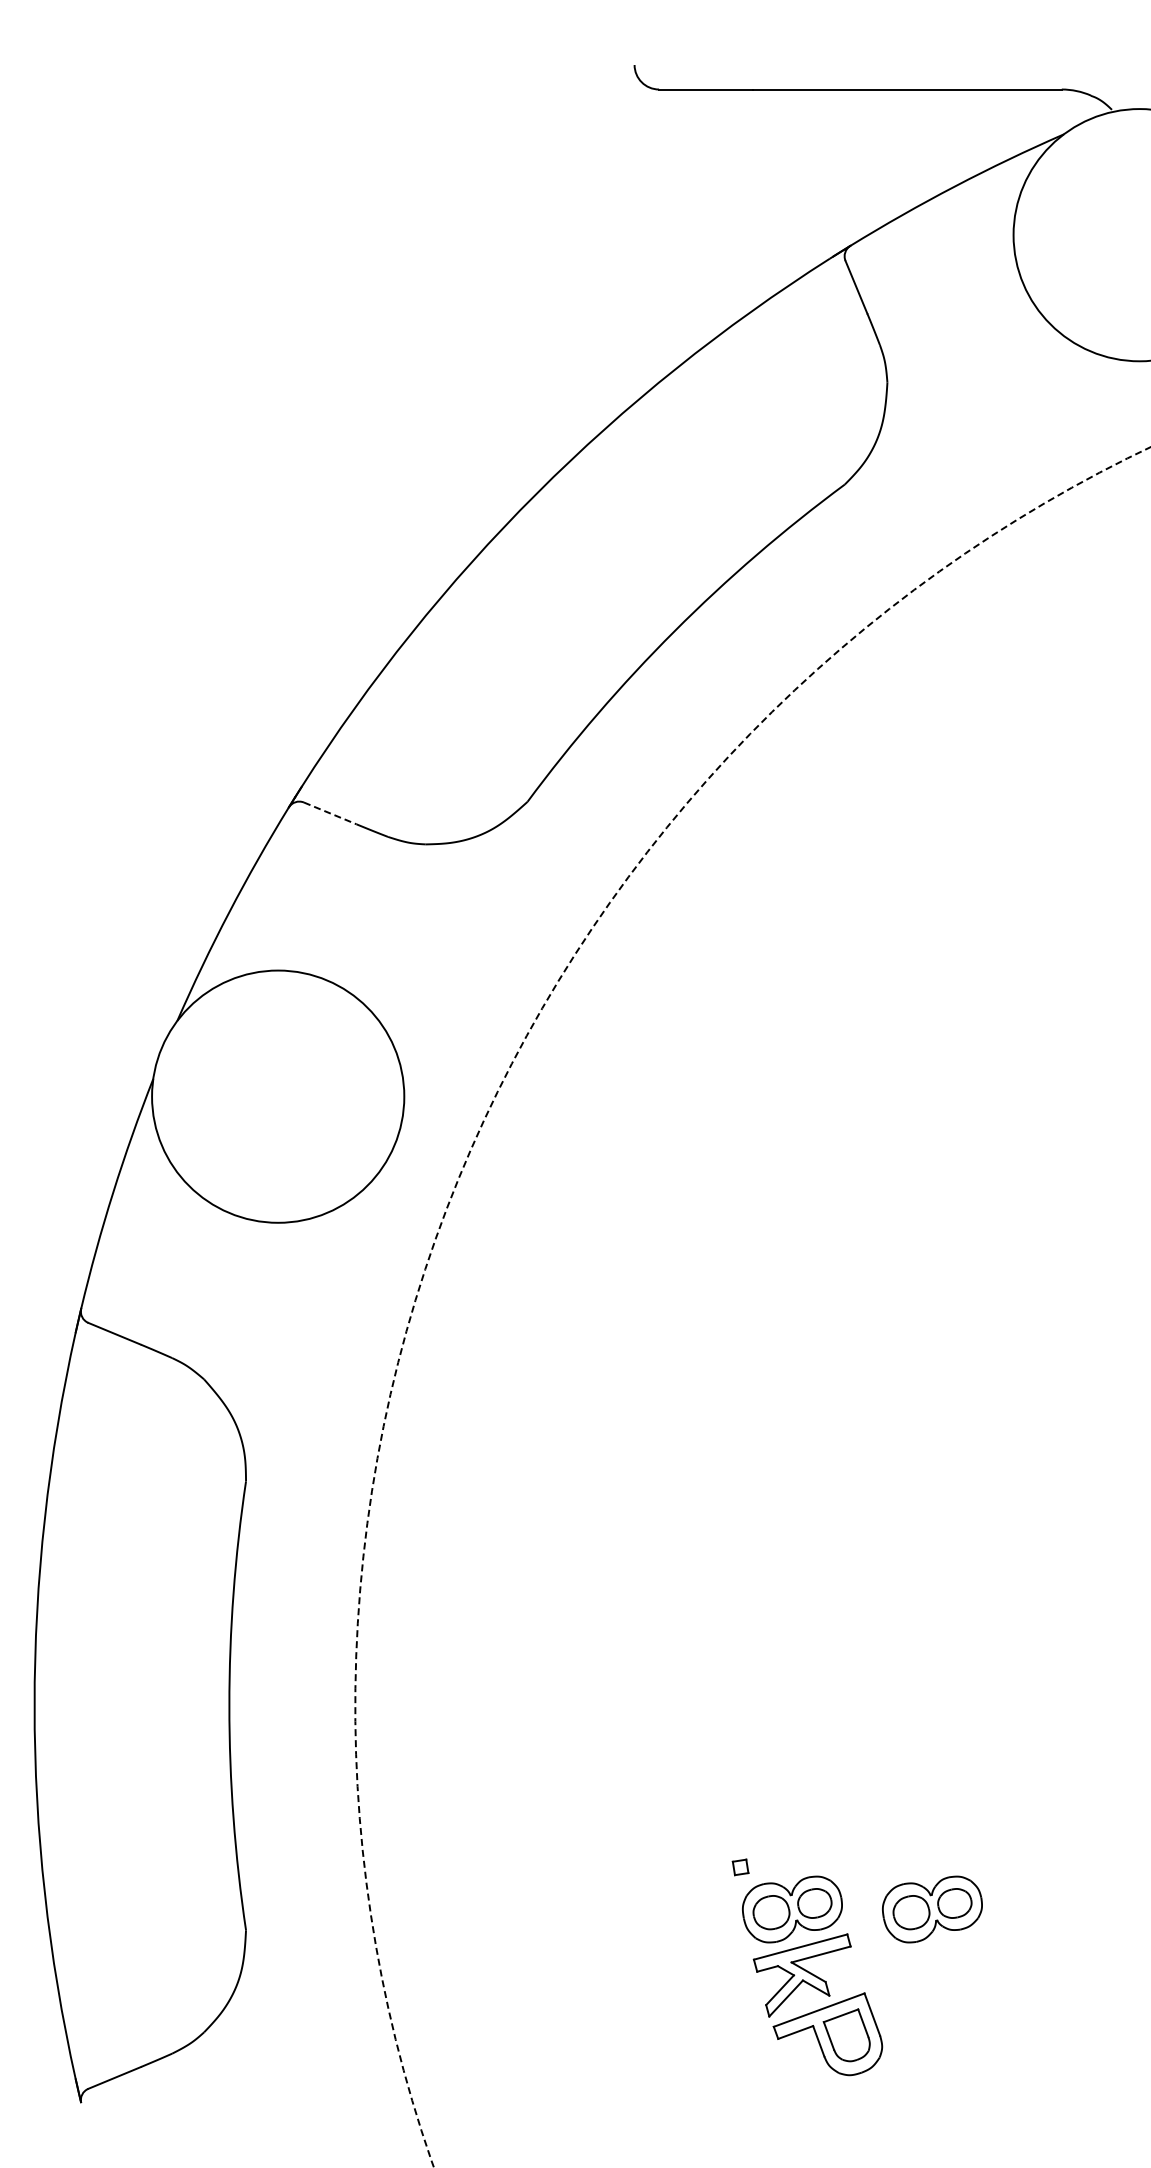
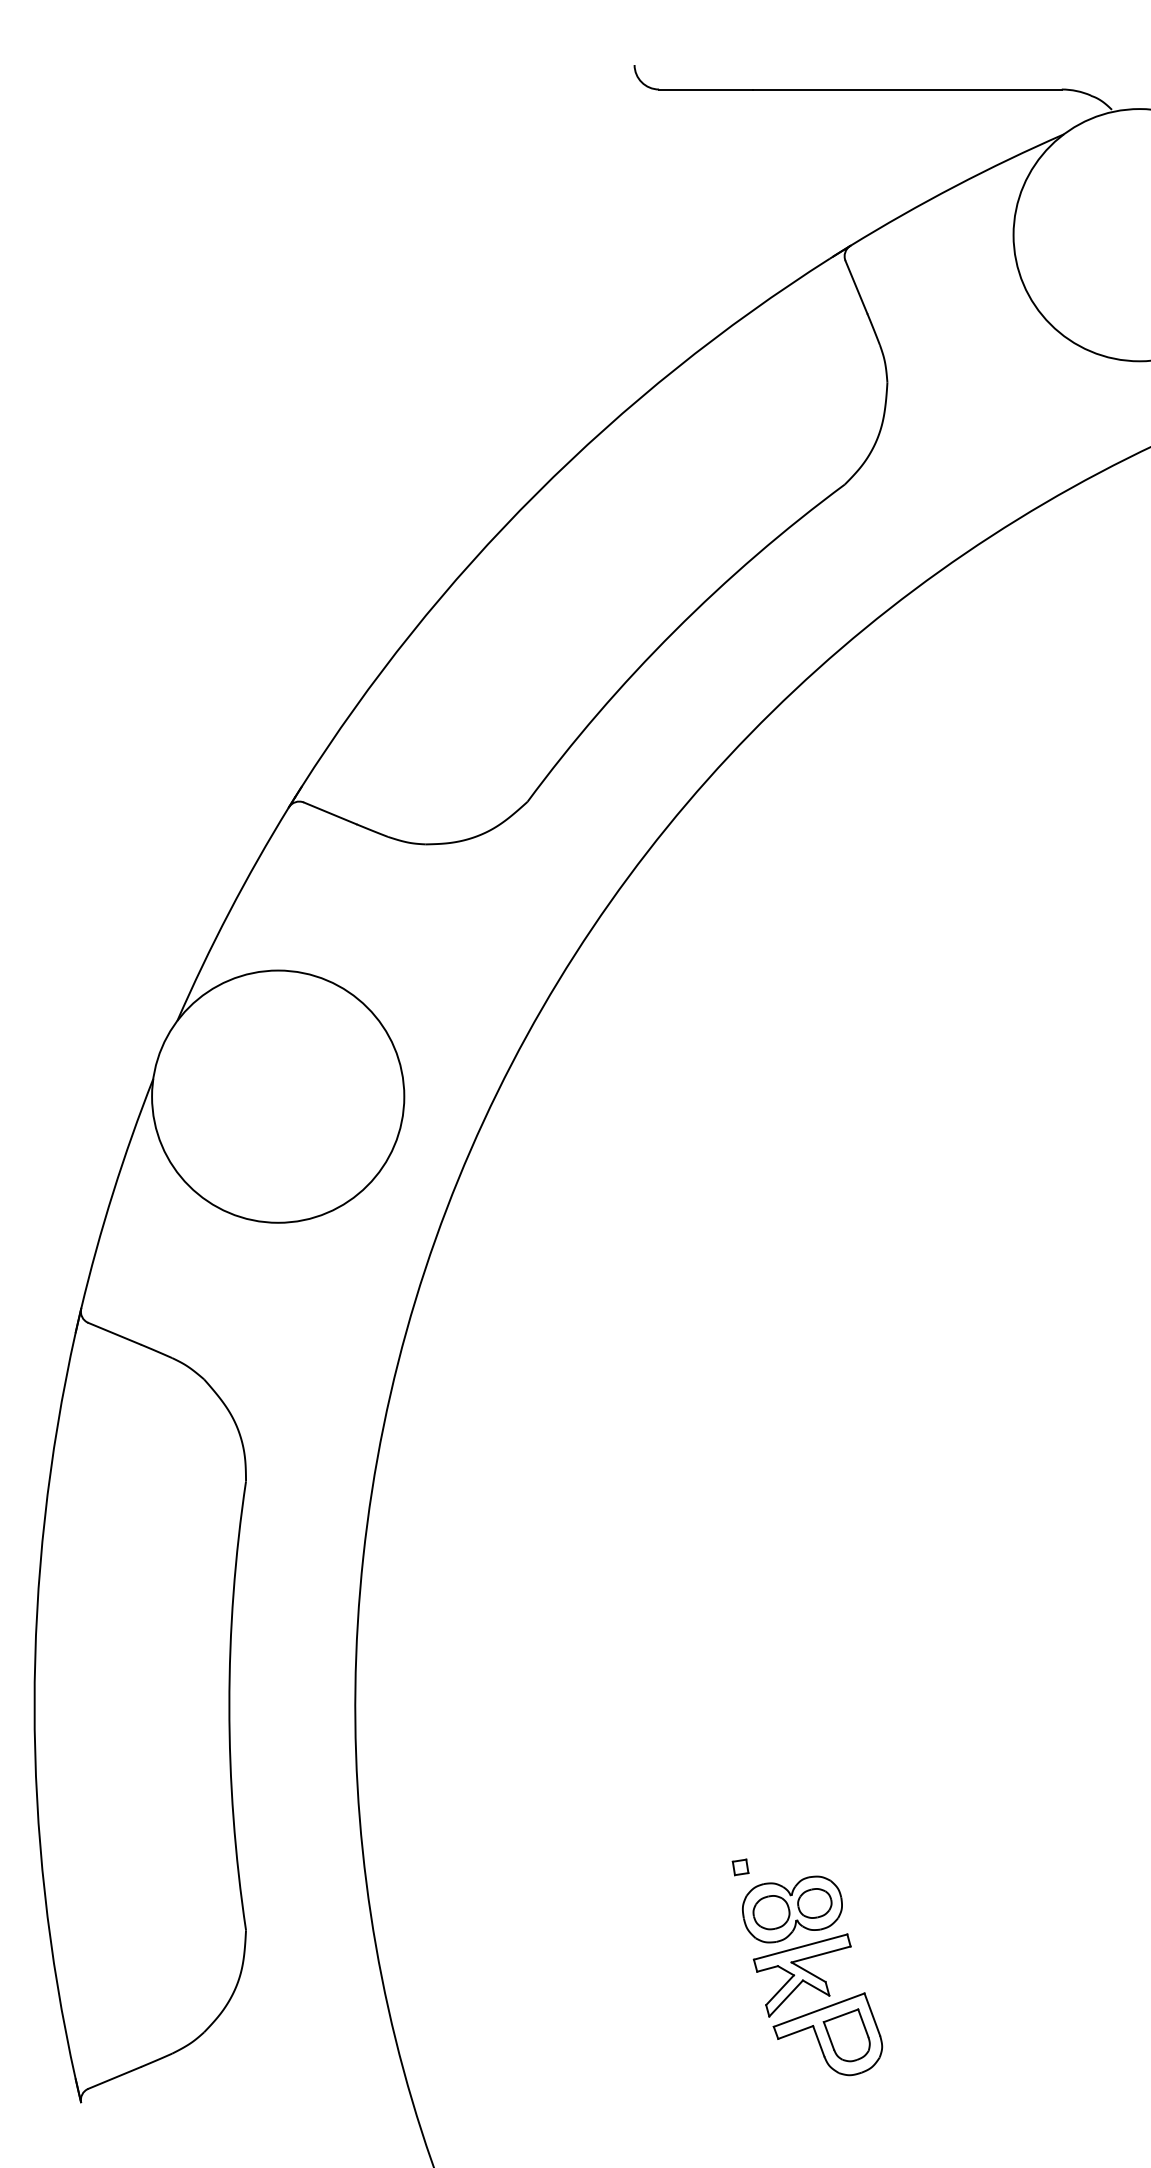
line: dashed -> solid (330, 813)
arc: dashed -> solid (463, 1168)
part: present -> none (932, 1909)
